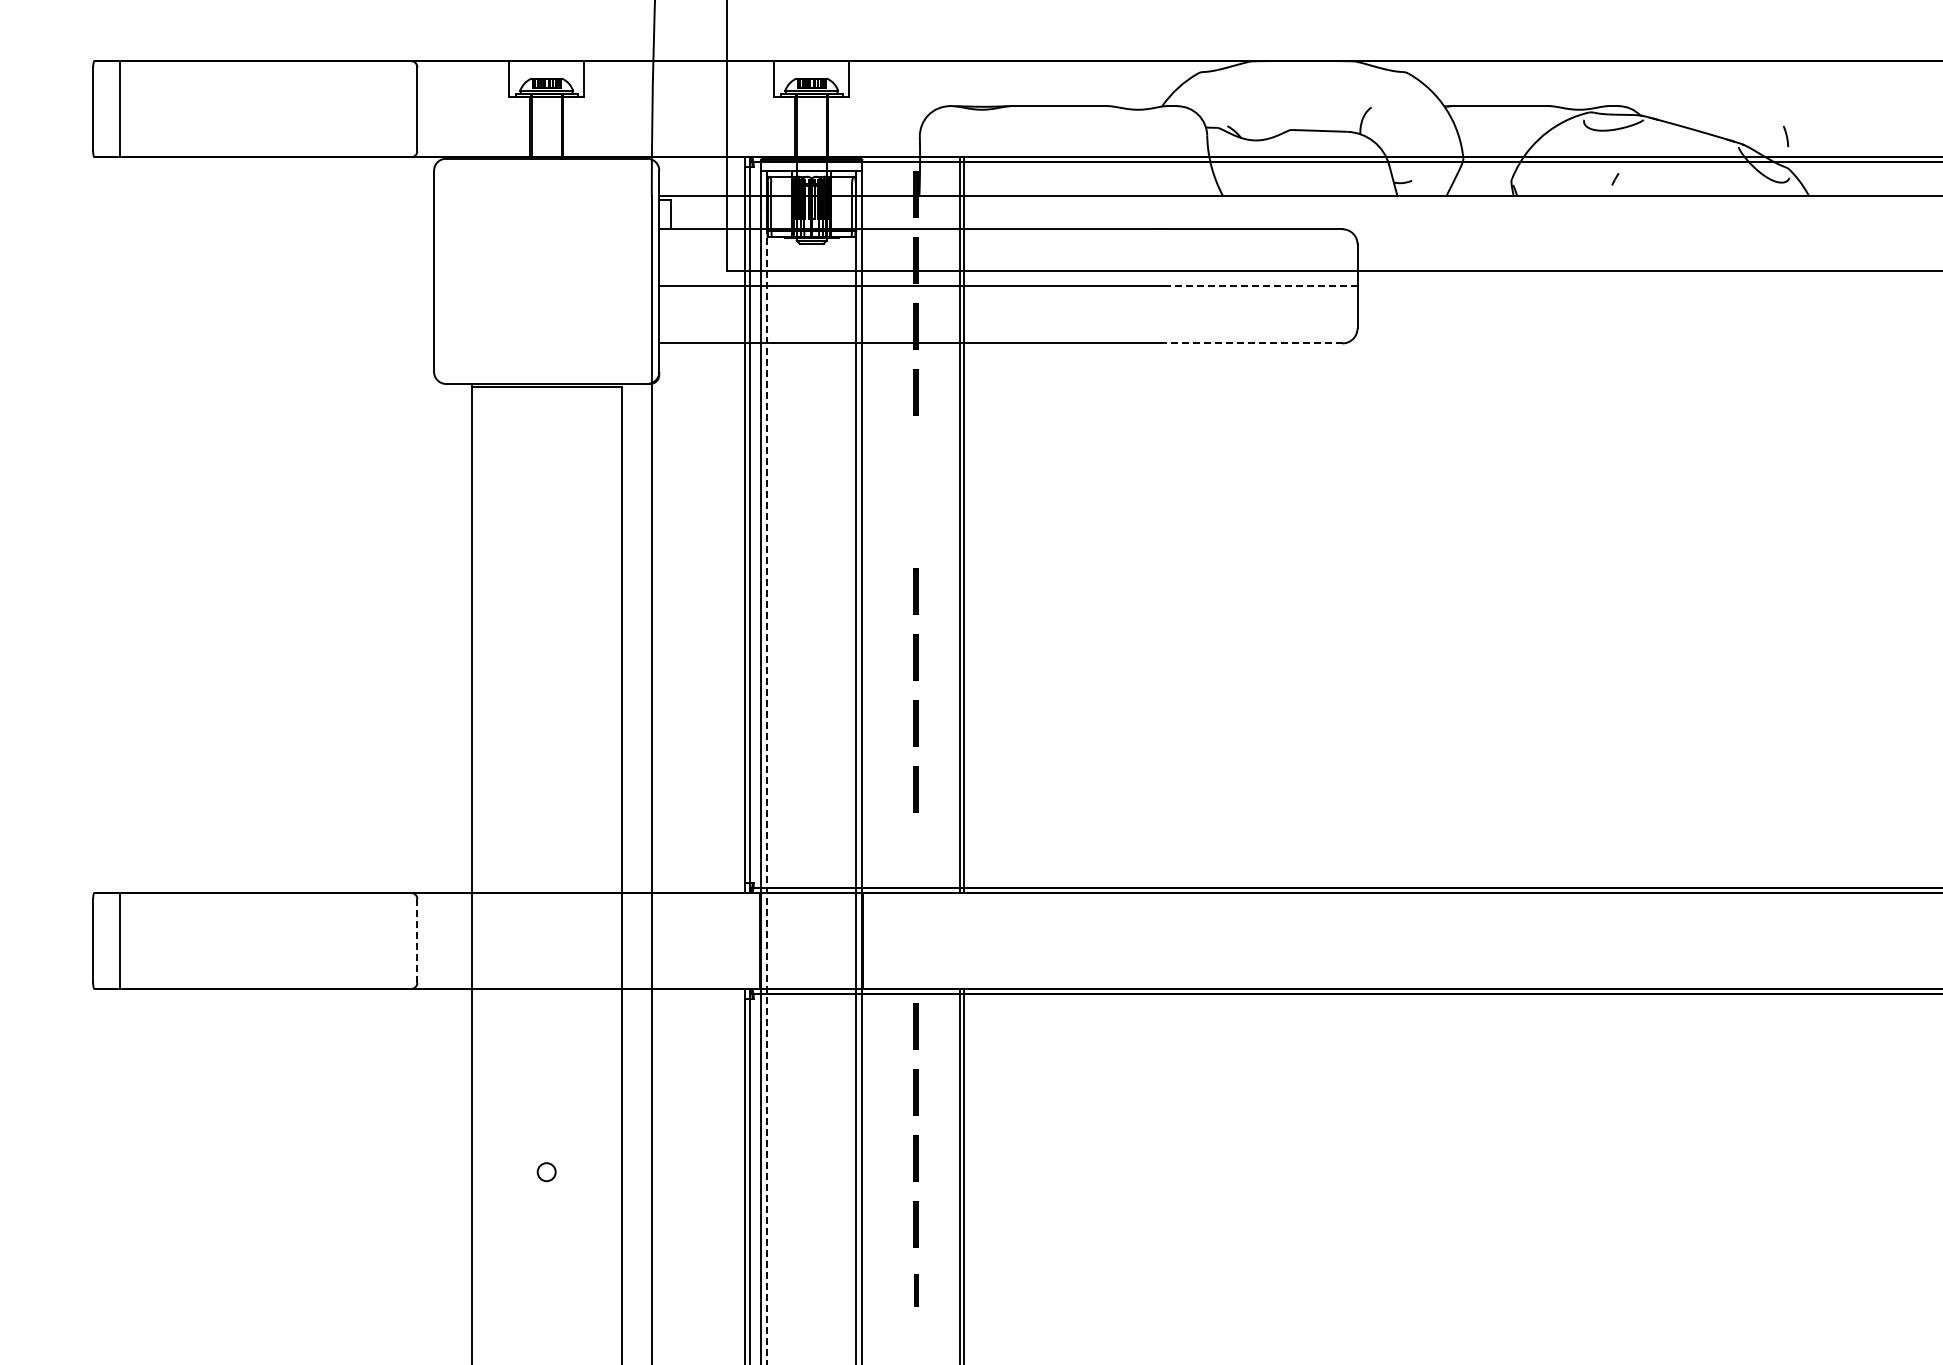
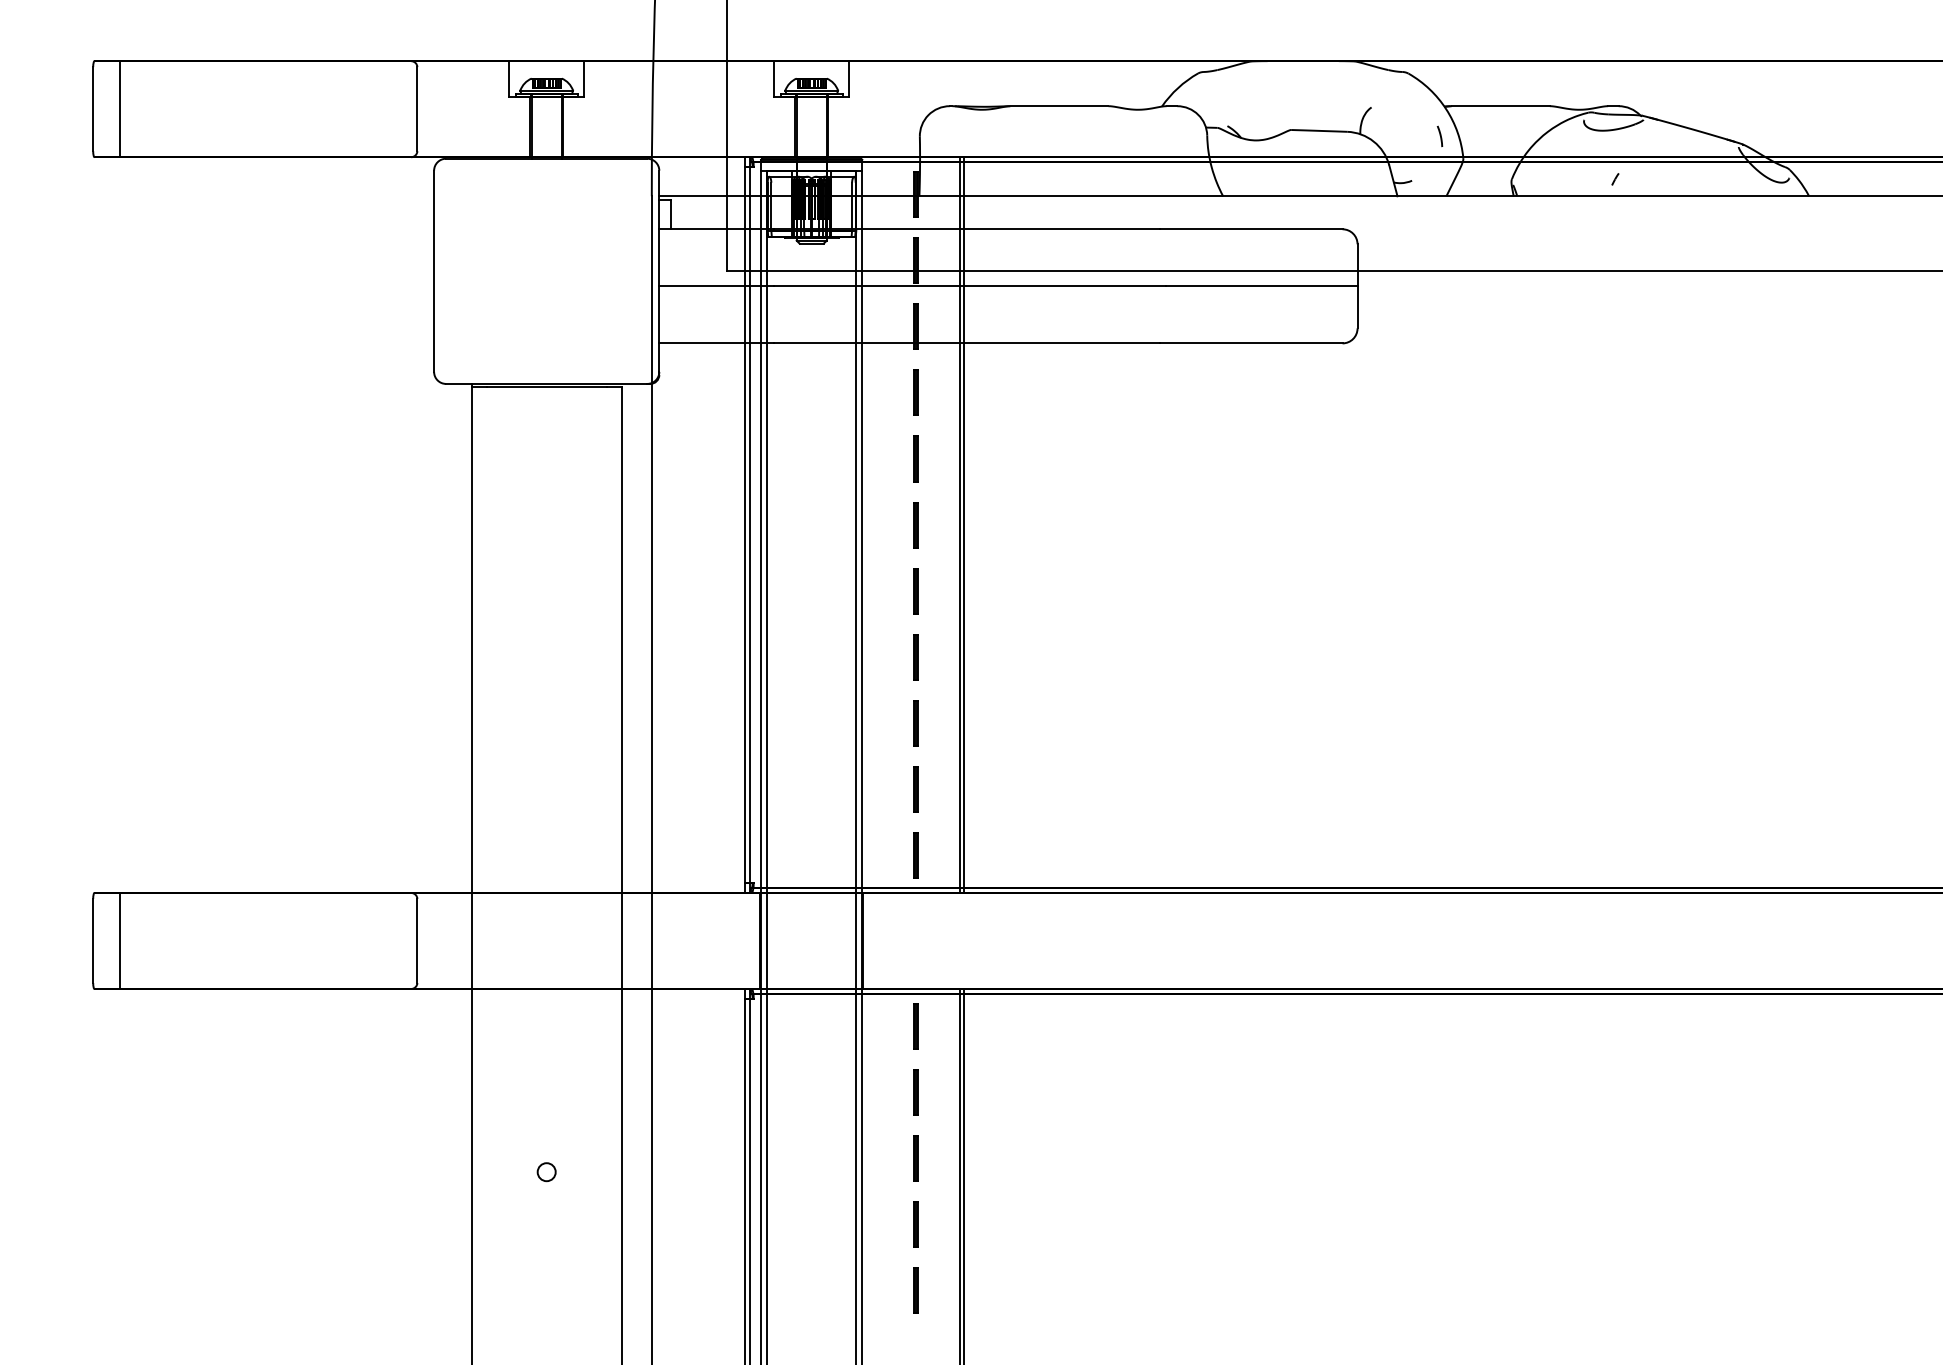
curve position: (1785, 135) -> (1439, 135) (1439, 135)
line: dashed -> solid (1261, 286)
line: dashed -> solid (1250, 343)
part: none -> present (915, 458)
part: none -> present (915, 525)
line: dashed -> solid (767, 767)
part: none -> present (915, 855)
line: dashed -> solid (417, 940)
part size: 5x33 px -> 6x47 px (915, 1290)
